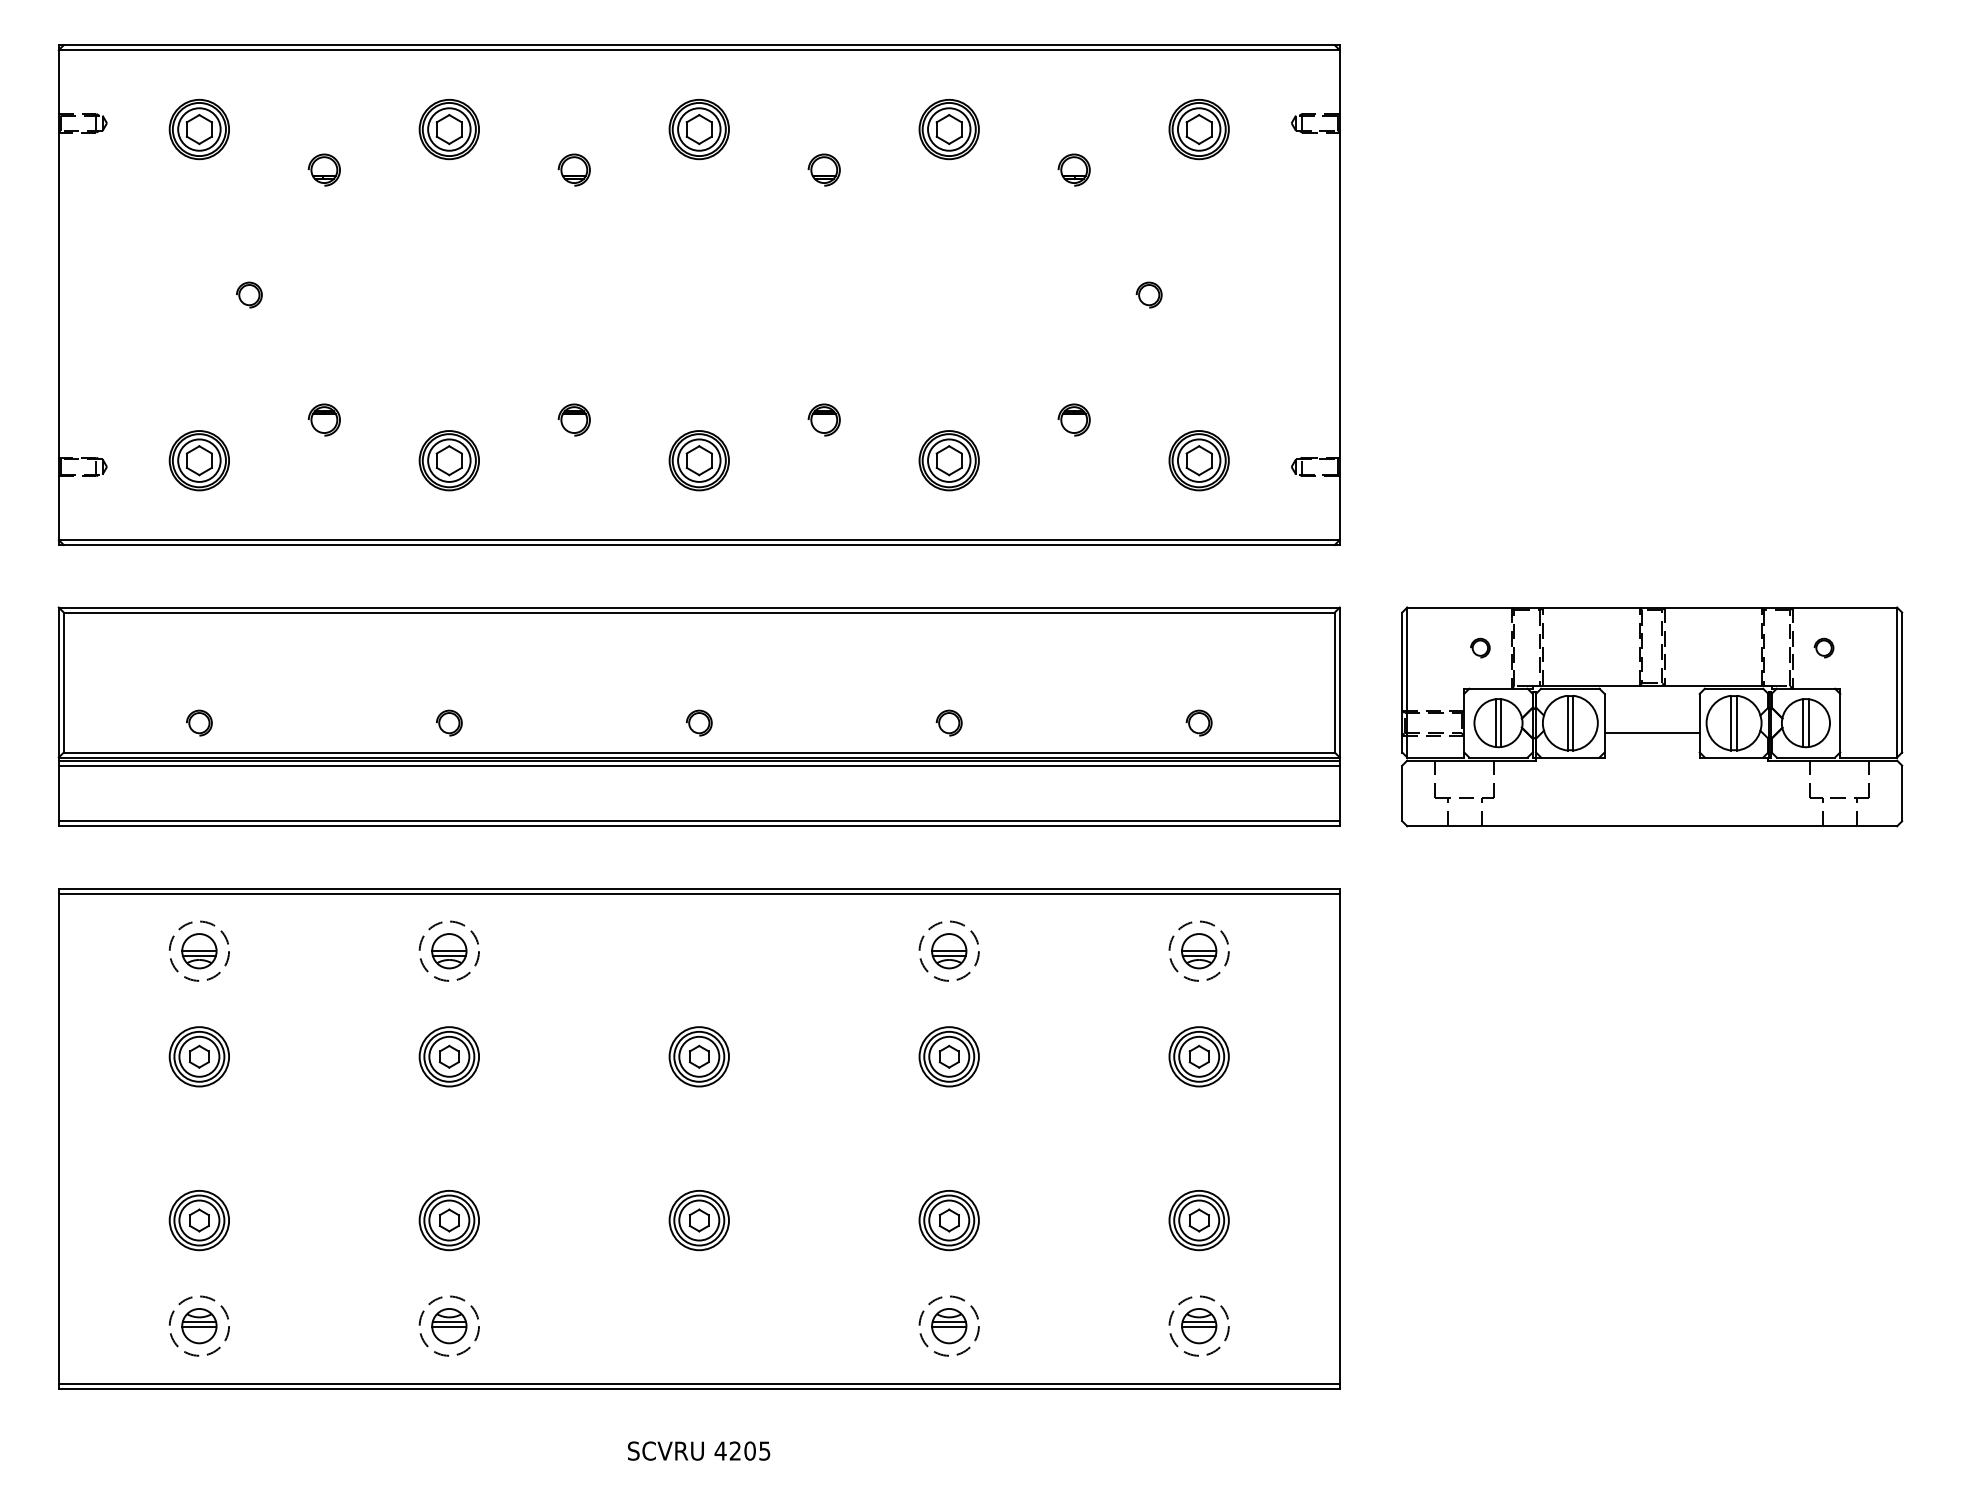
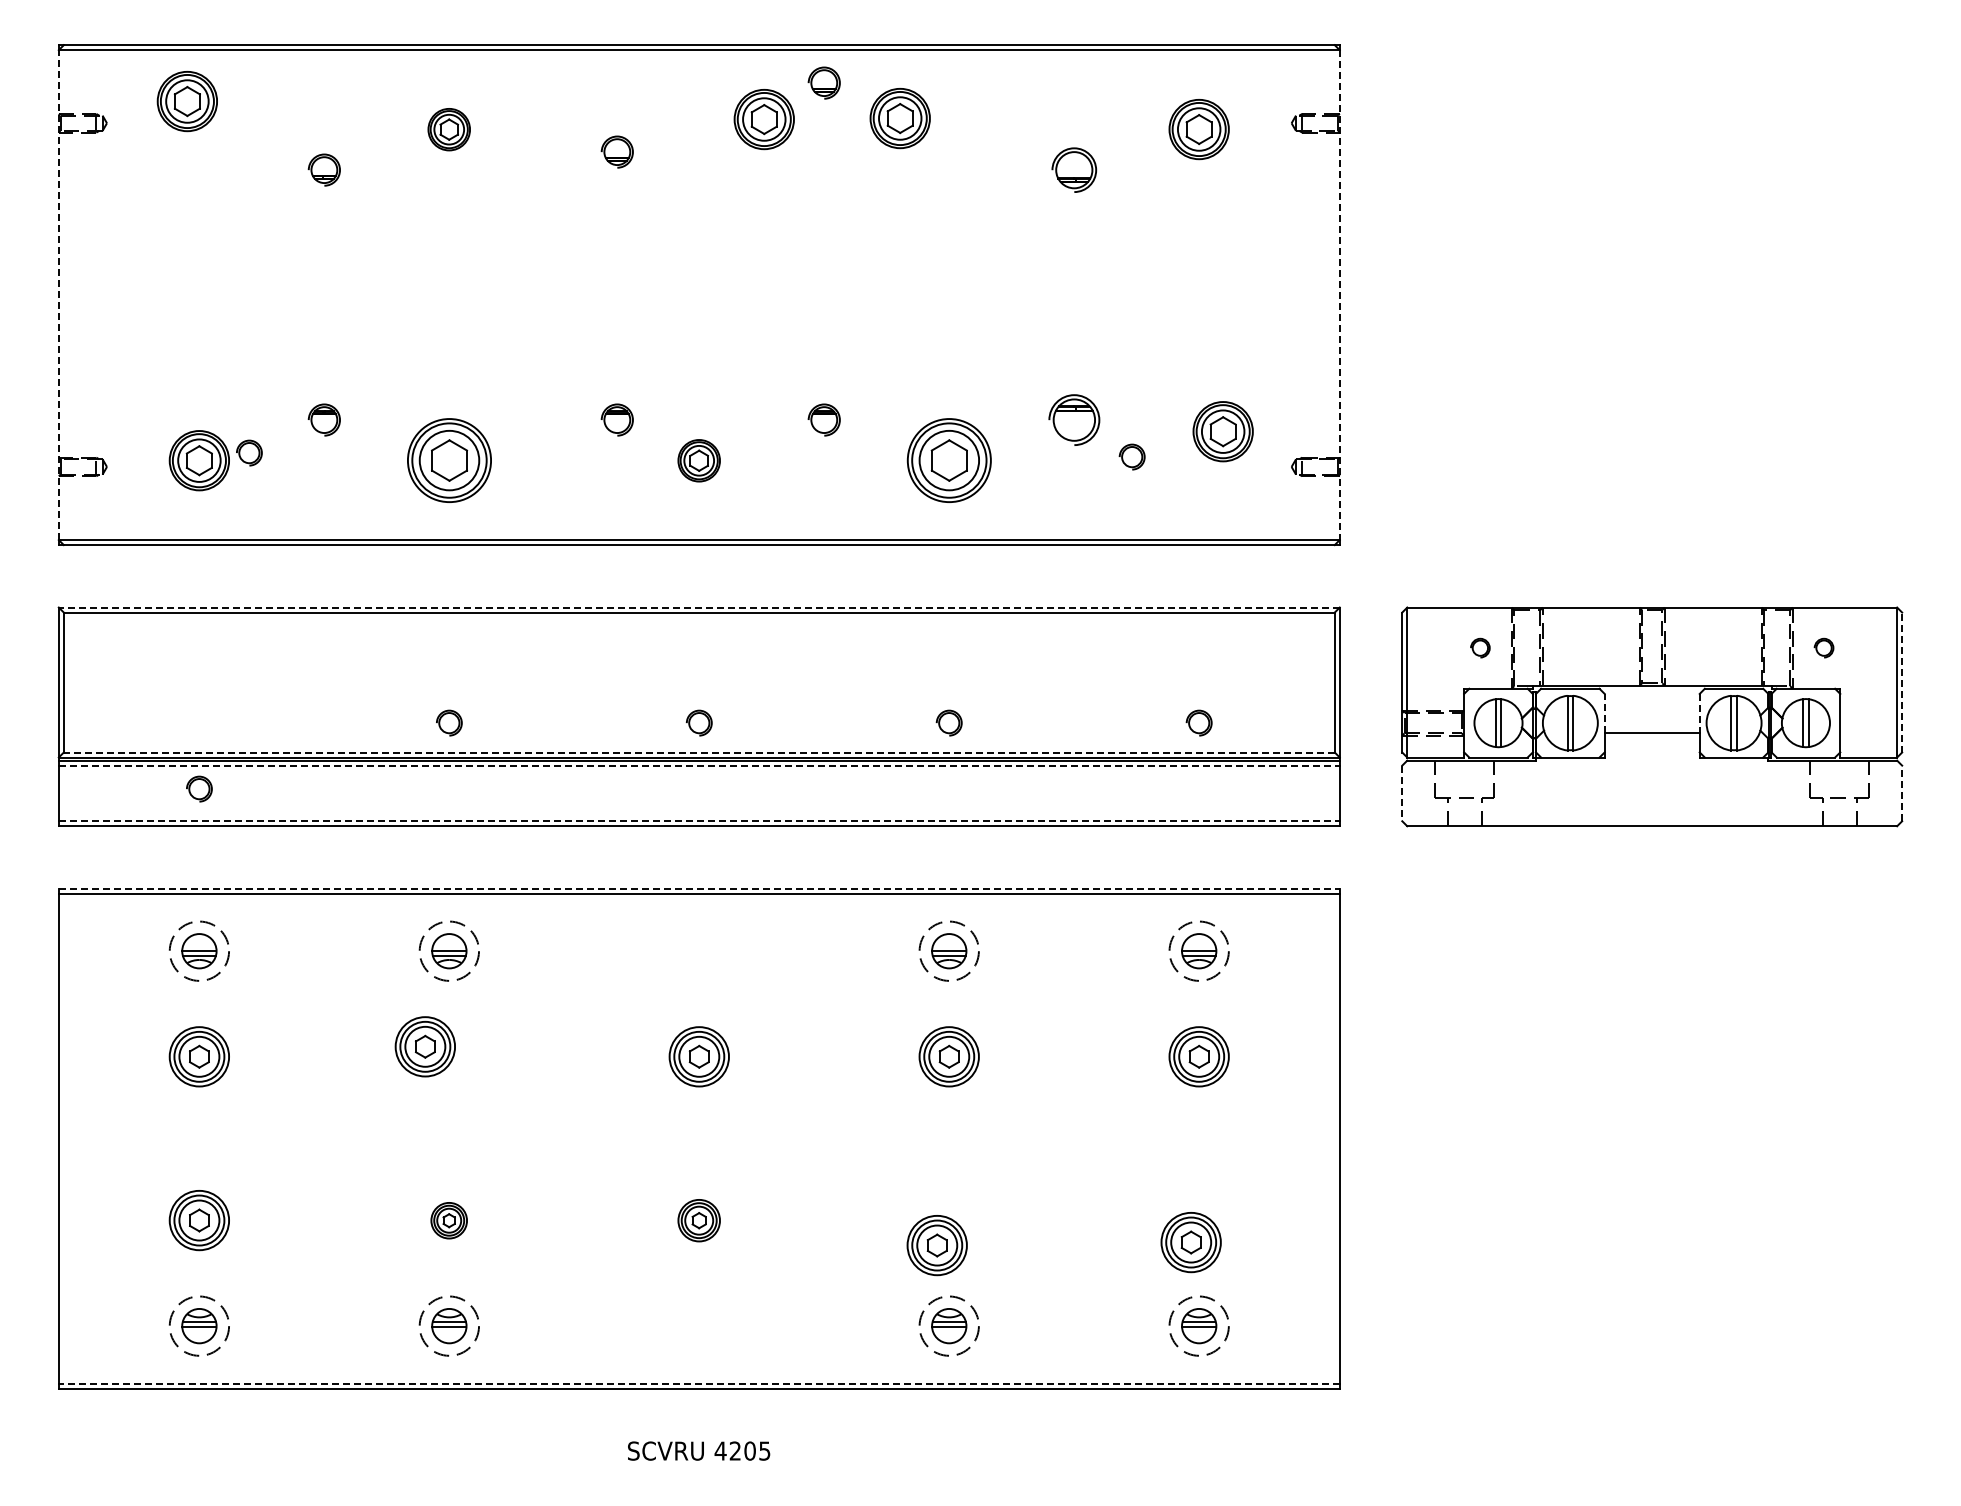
part position: (198, 129) -> (186, 101) (186, 101)
part size: 62x62 px -> 44x44 px (448, 129)
part position: (698, 129) -> (763, 119) (763, 119)
part position: (948, 129) -> (899, 118) (899, 118)
part position: (573, 169) -> (616, 151) (616, 151)
part position: (823, 169) -> (823, 82) (823, 82)
part size: 34x34 px -> 47x46 px (1074, 169)
part position: (249, 294) -> (249, 452) (249, 452)
part position: (1148, 294) -> (1131, 456) (1131, 456)
line: solid -> dashed (58, 295)
line: solid -> dashed (1339, 295)
part position: (573, 419) -> (616, 419) (616, 419)
part size: 34x34 px -> 53x52 px (1074, 419)
part size: 62x62 px -> 85x85 px (449, 460)
part size: 62x62 px -> 44x44 px (698, 460)
part size: 62x62 px -> 86x85 px (948, 460)
part position: (1198, 460) -> (1222, 431) (1222, 431)
line: solid -> dashed (698, 607)
line: solid -> dashed (1902, 682)
line: solid -> dashed (1604, 712)
line: solid -> dashed (1699, 713)
part position: (199, 722) -> (199, 788) (199, 788)
line: solid -> dashed (698, 752)
line: solid -> dashed (699, 765)
line: solid -> dashed (1402, 793)
line: solid -> dashed (1902, 793)
line: solid -> dashed (699, 821)
line: solid -> dashed (699, 888)
part position: (448, 1056) -> (424, 1046) (424, 1046)
part size: 62x62 px -> 38x38 px (448, 1220)
part size: 62x62 px -> 44x44 px (698, 1220)
part position: (948, 1220) -> (936, 1245) (936, 1245)
part position: (1198, 1220) -> (1190, 1242) (1190, 1242)
line: solid -> dashed (698, 1383)
